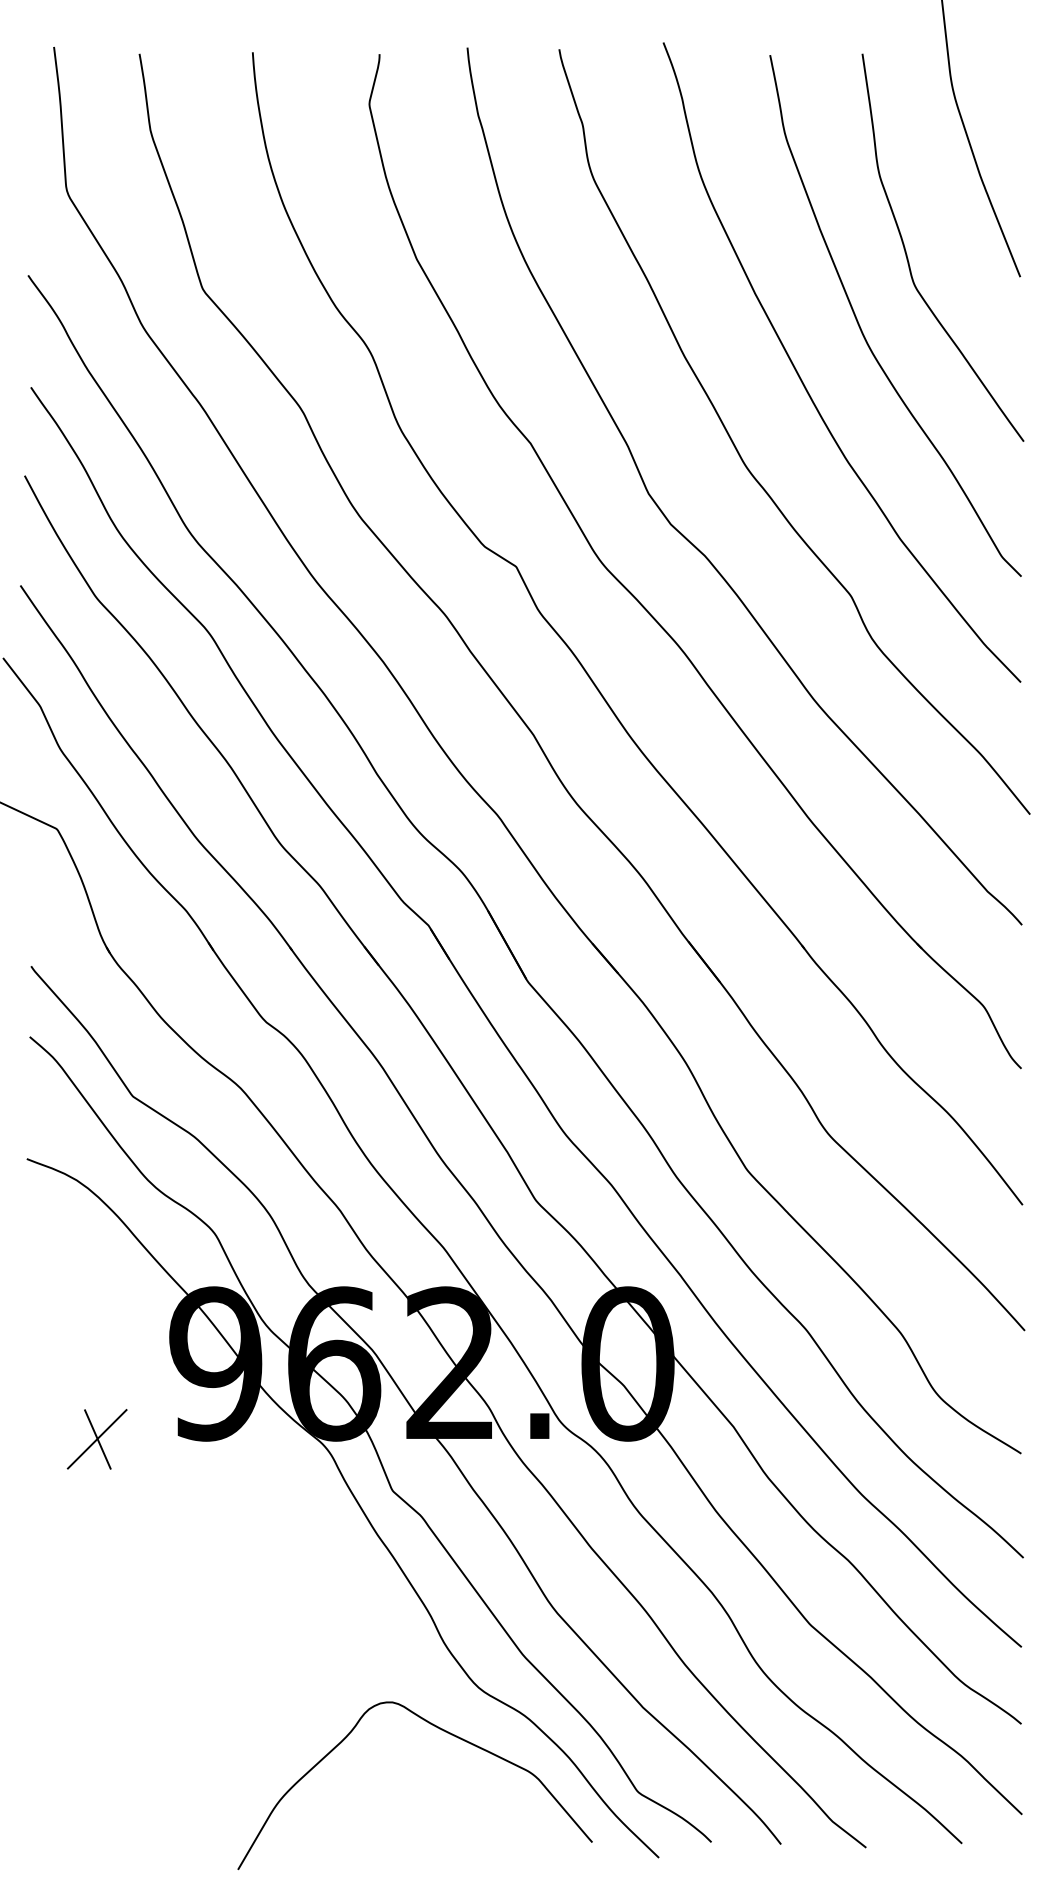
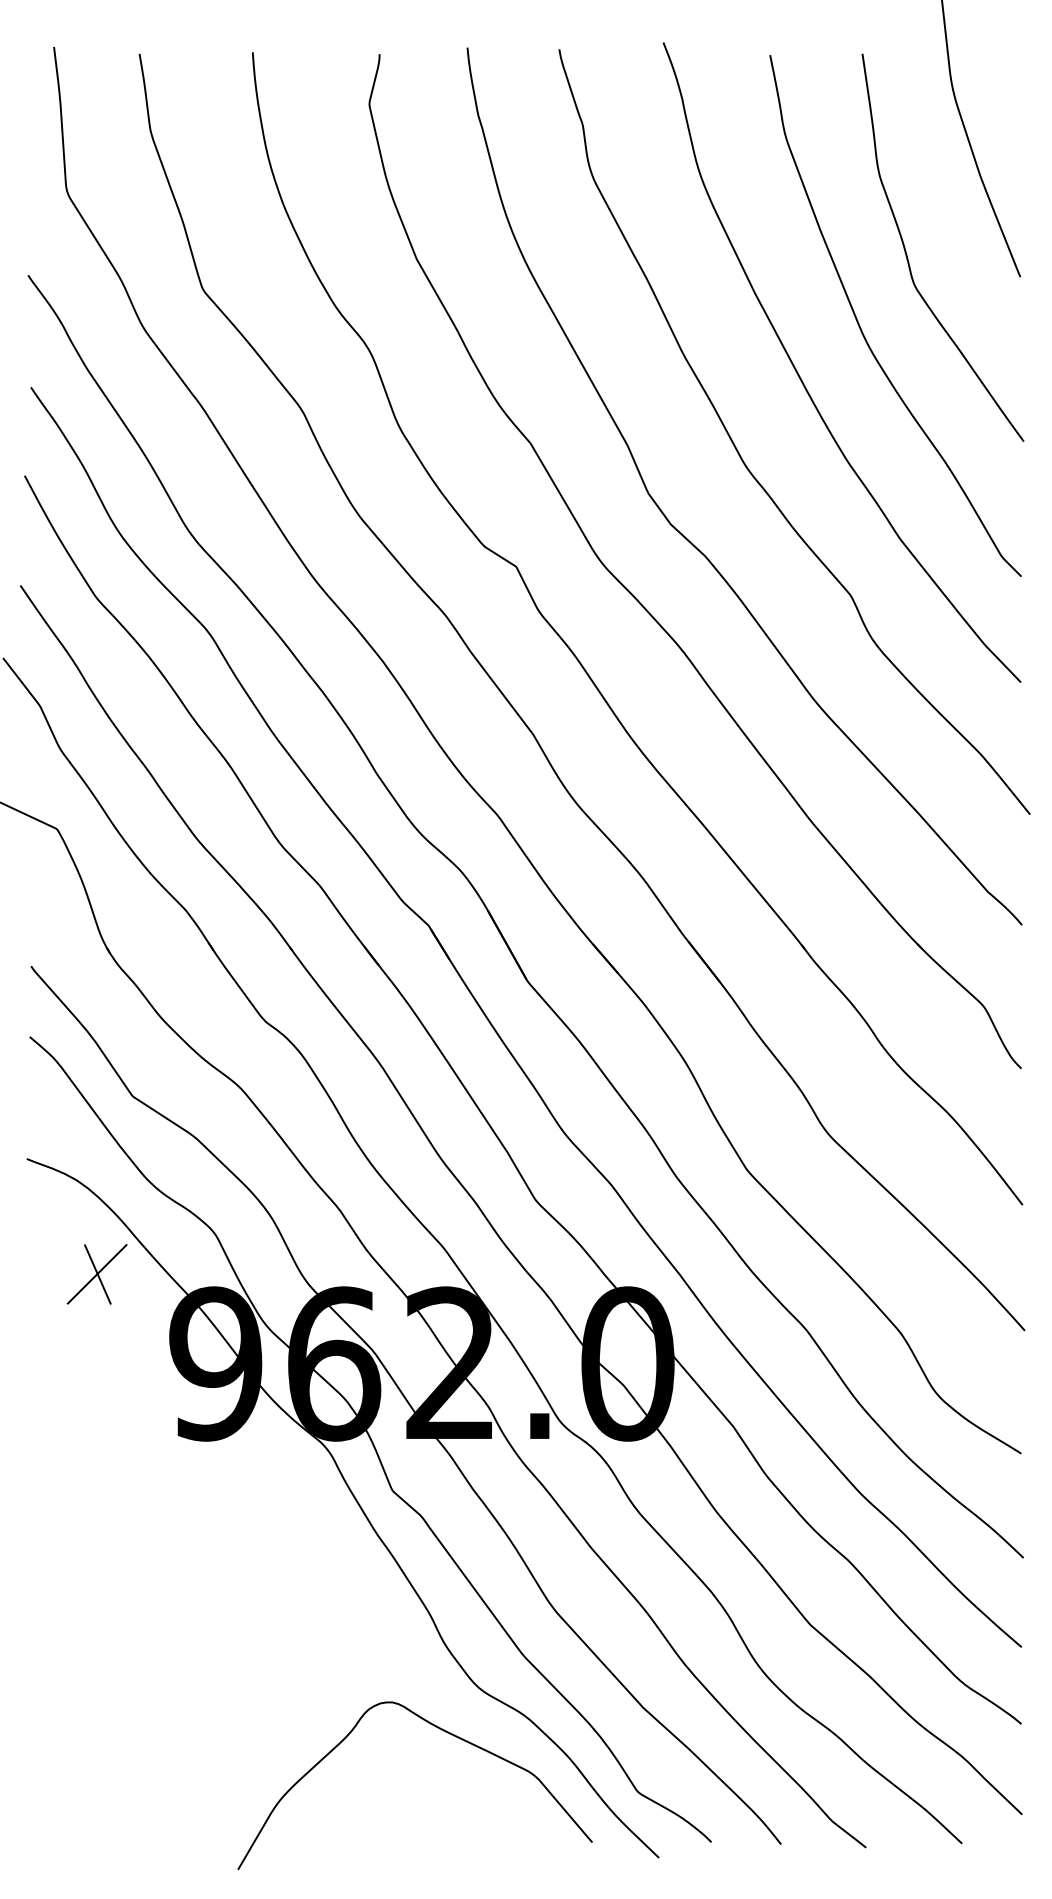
part position: (96, 1439) -> (96, 1274) (96, 1274)
